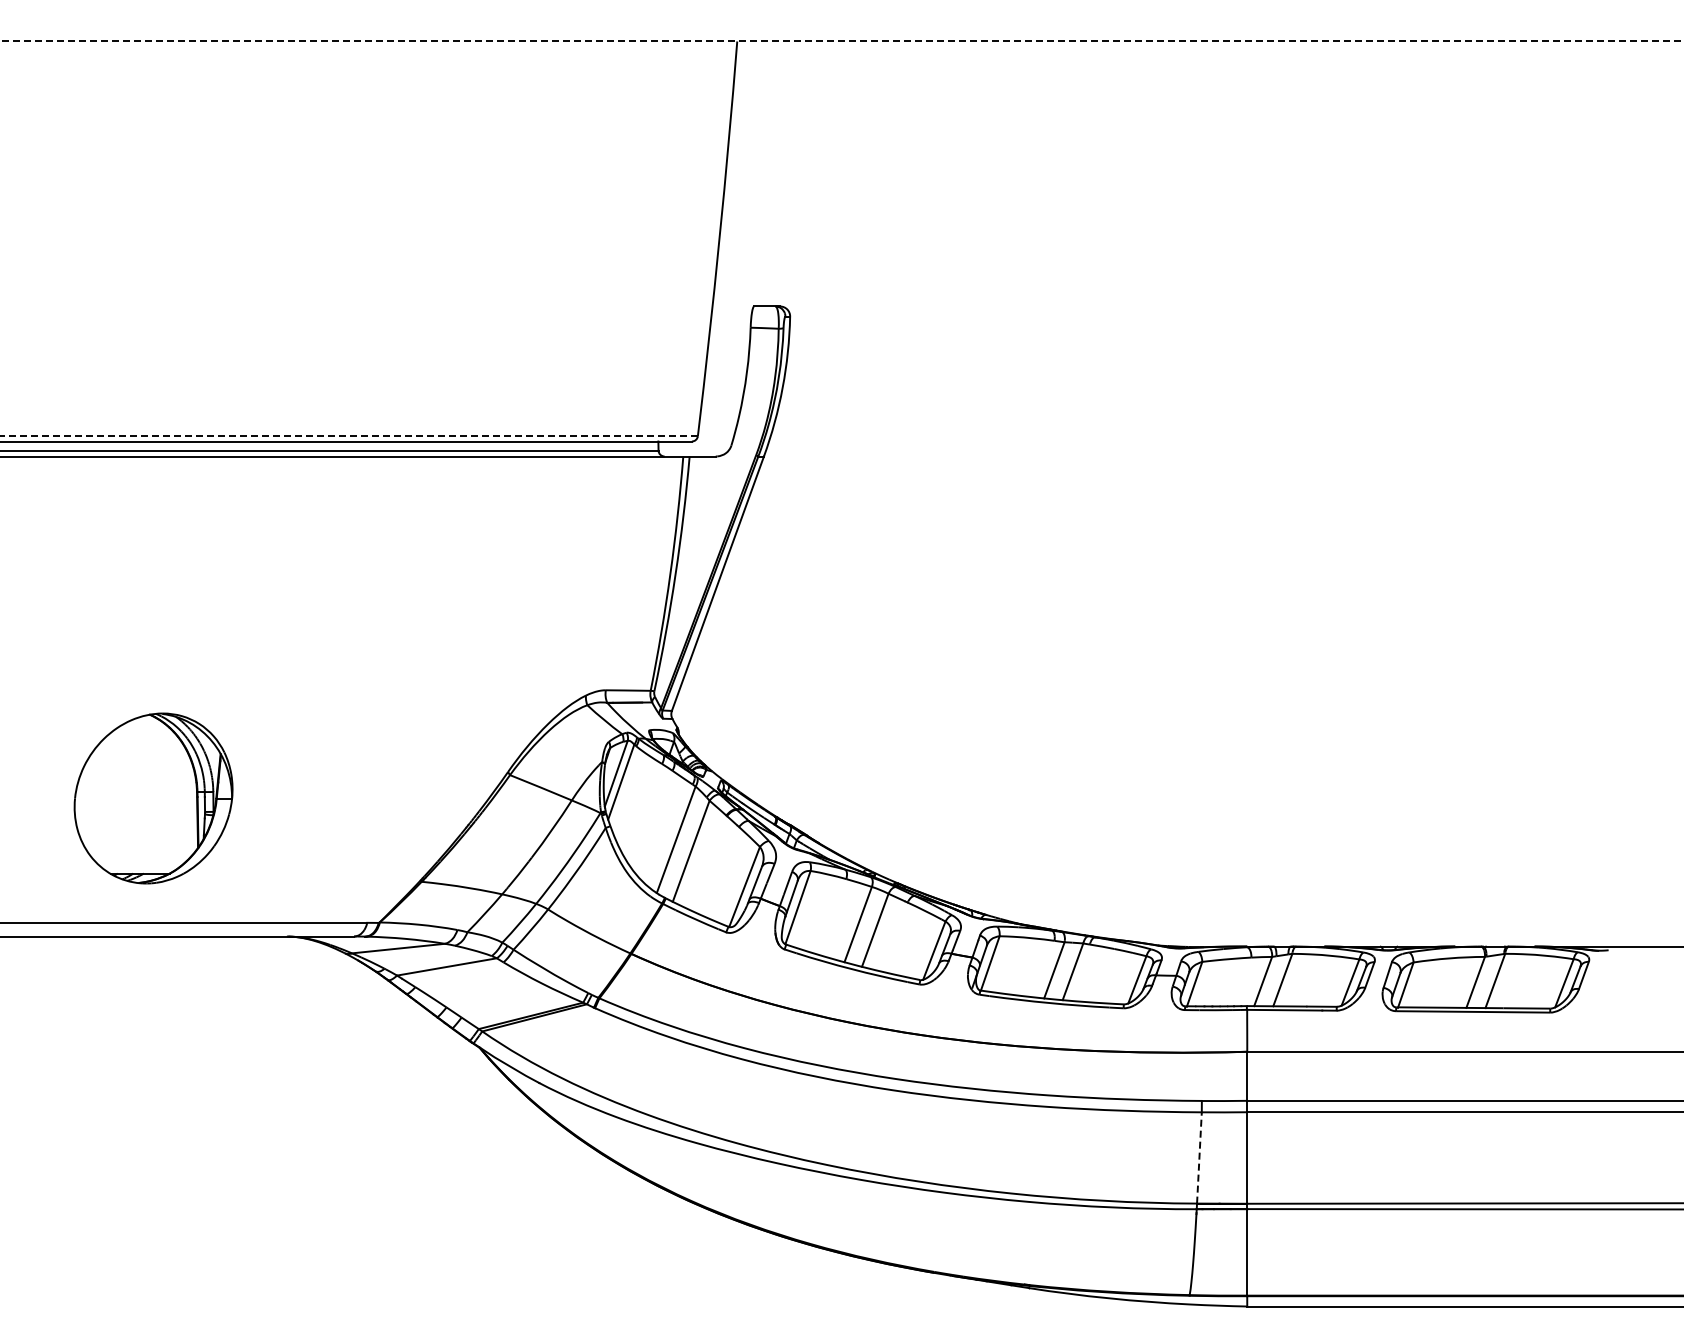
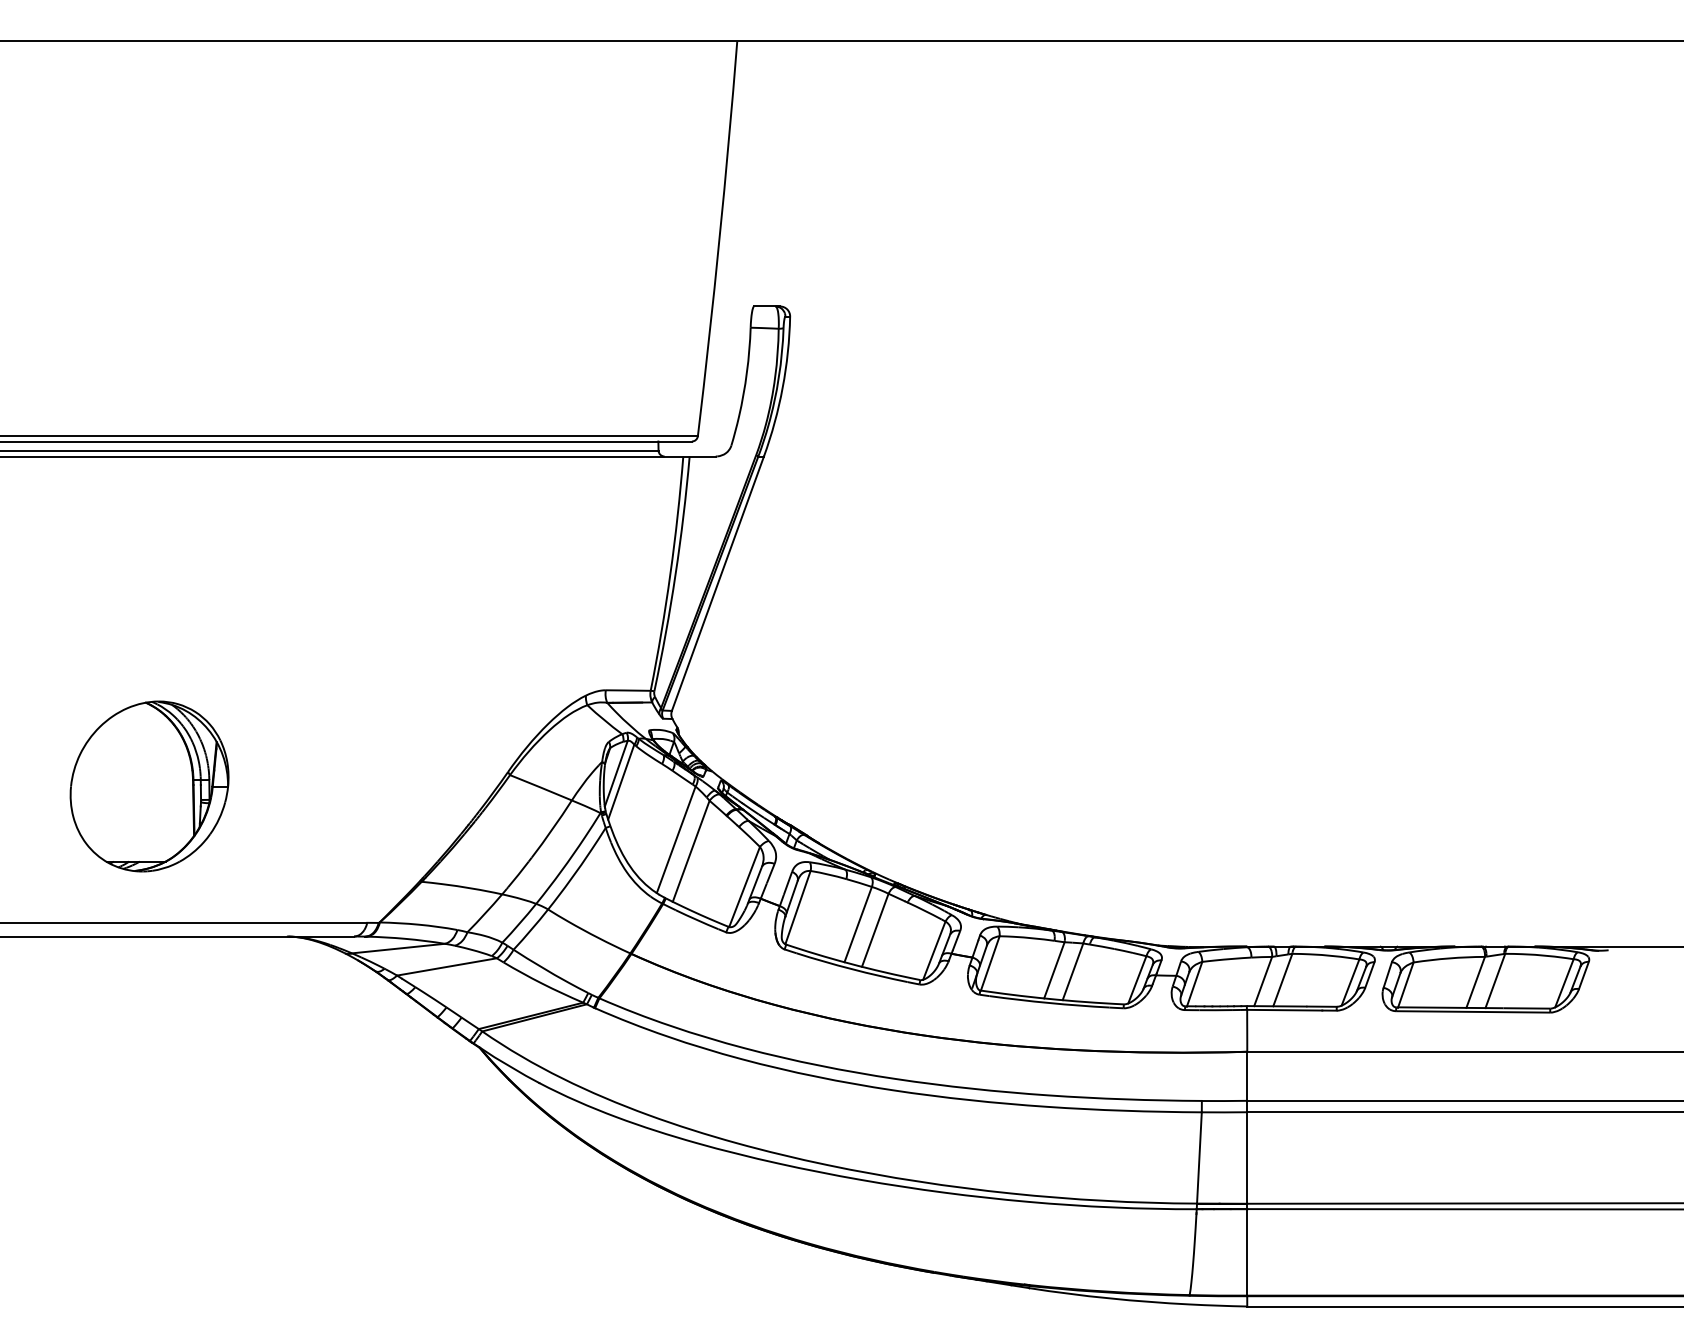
line: dashed -> solid (842, 41)
line: dashed -> solid (349, 436)
part position: (153, 798) -> (149, 786) (149, 786)
line: dashed -> solid (1199, 1157)
